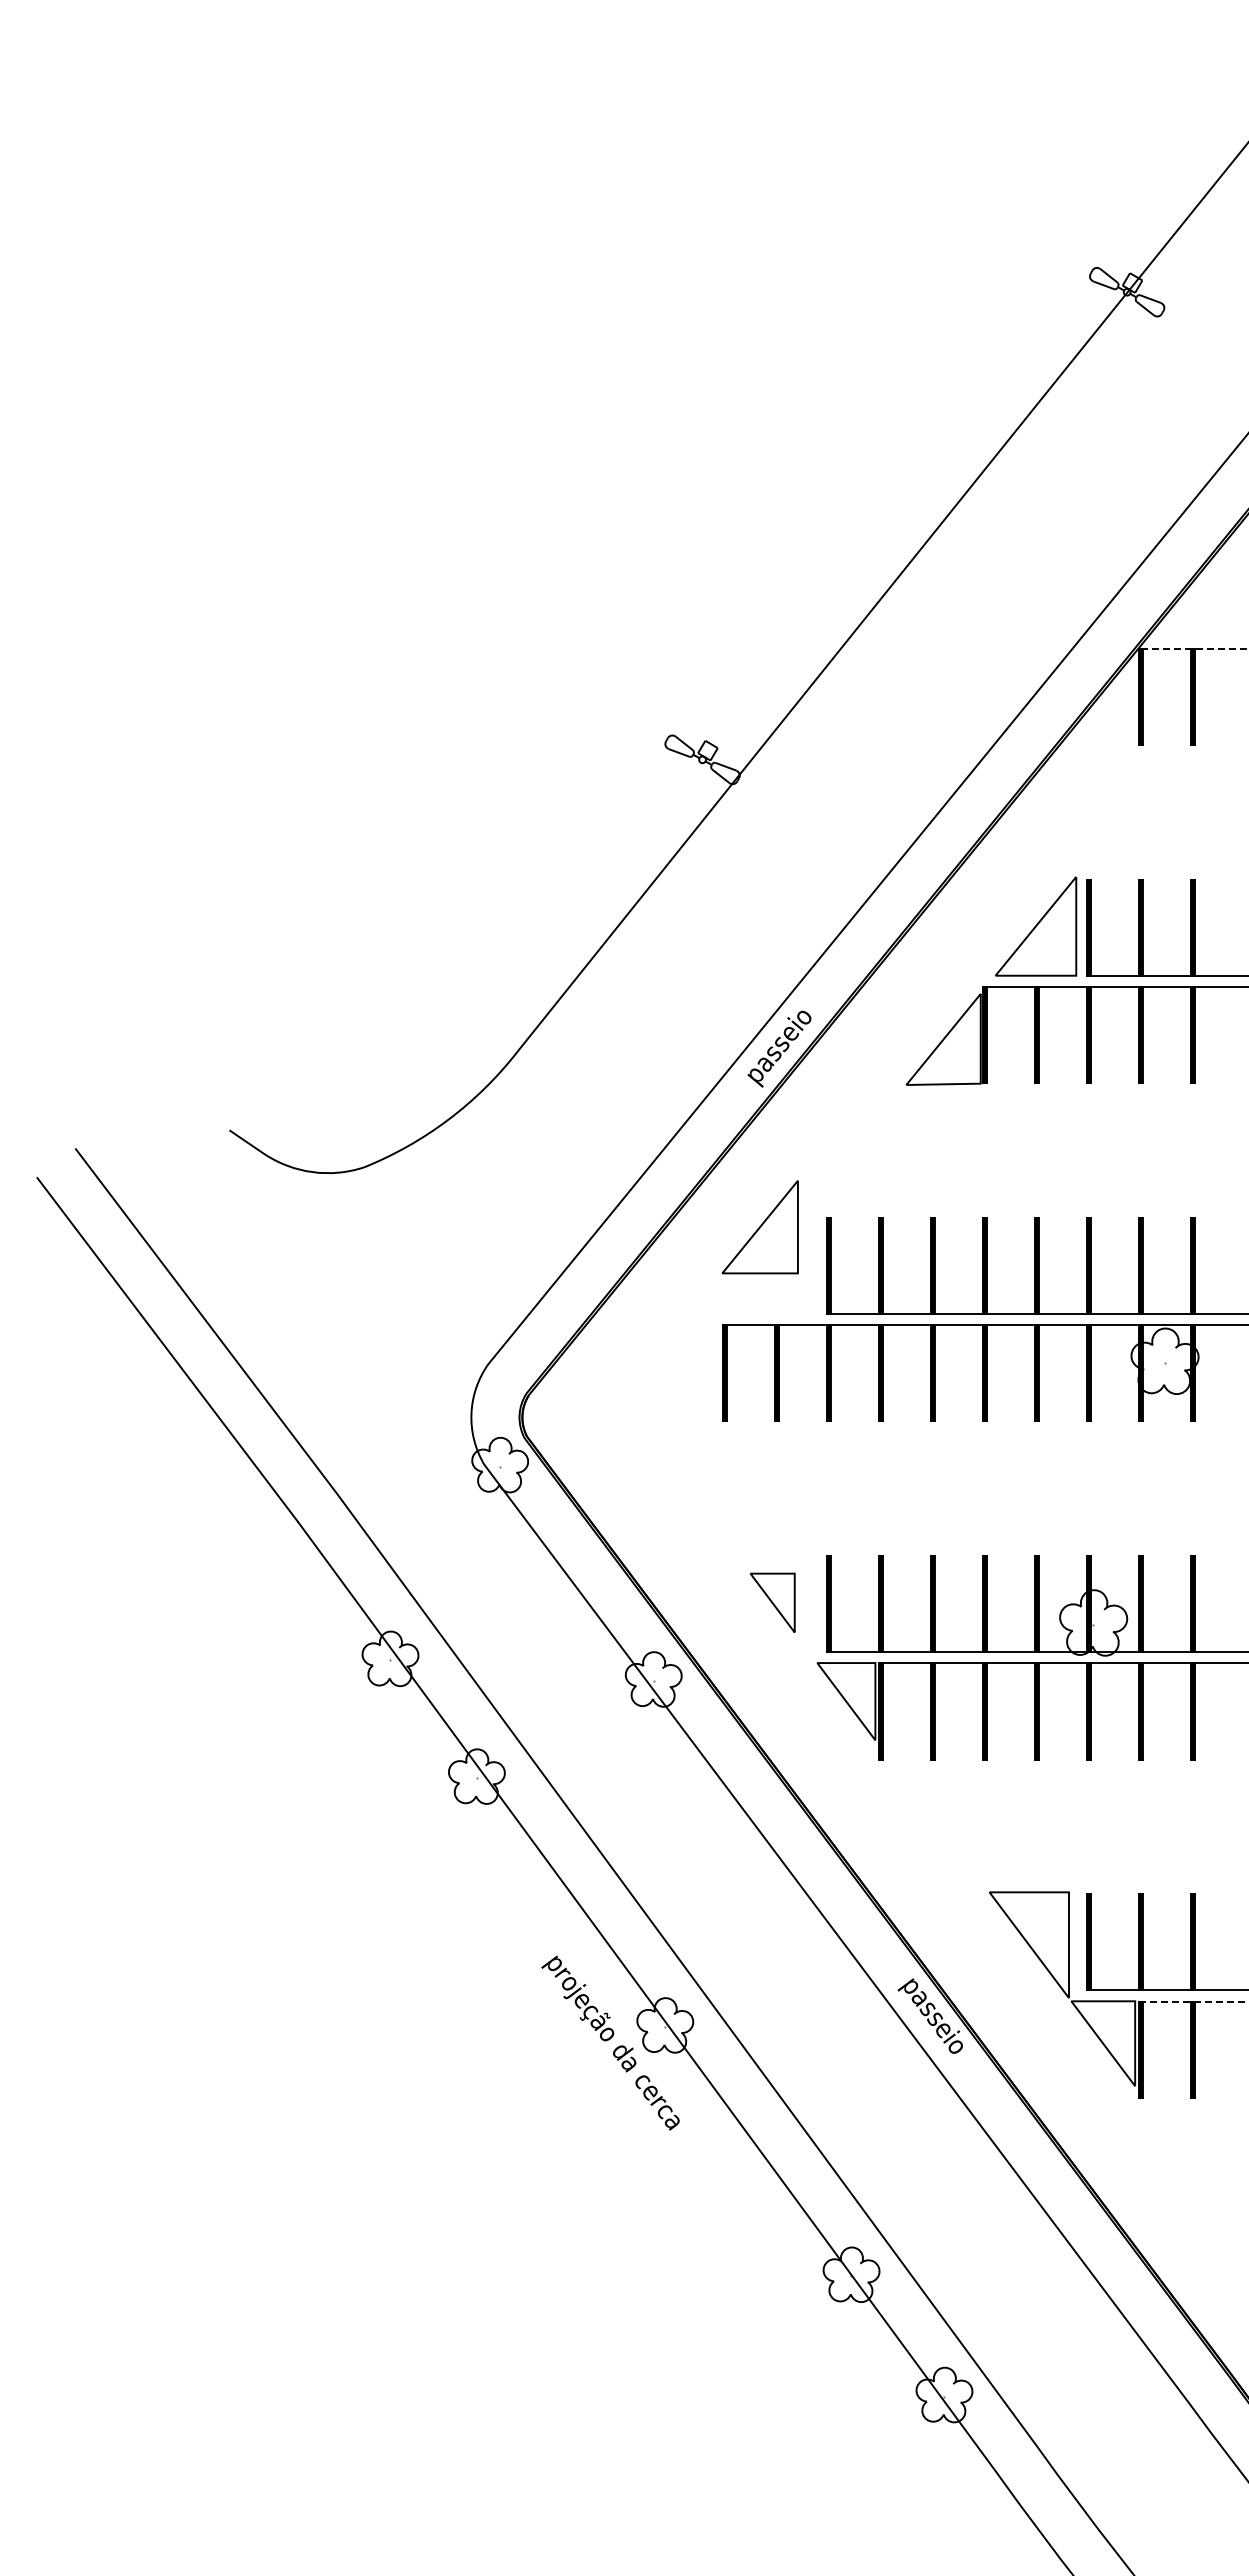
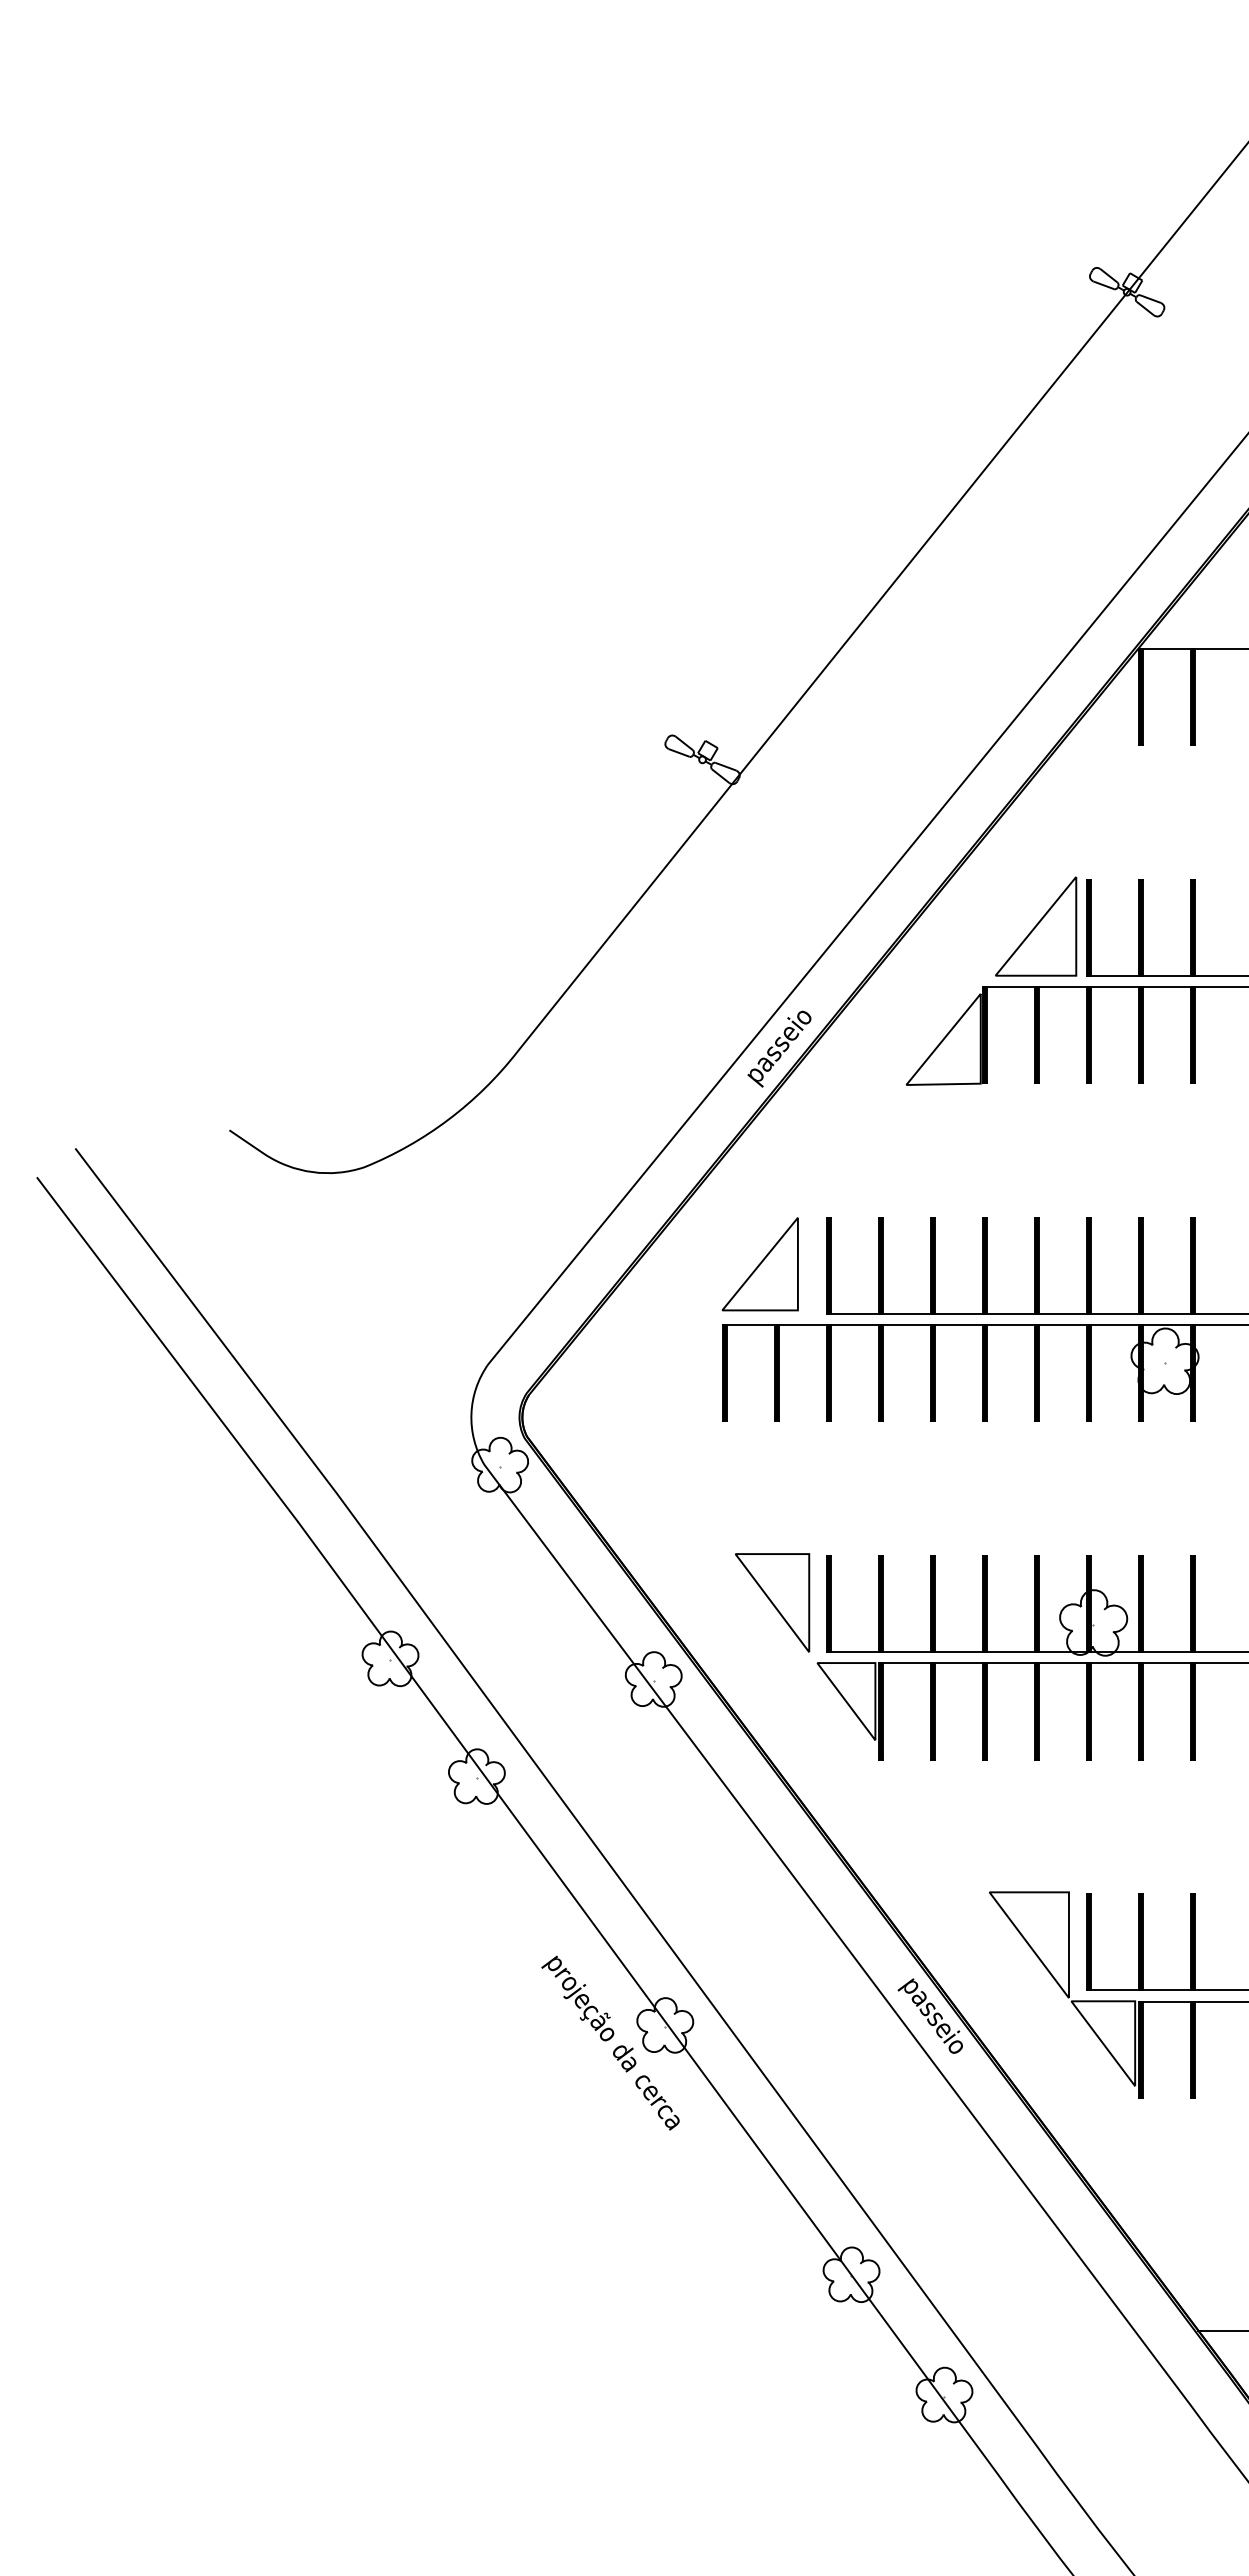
line: dashed -> solid (1194, 648)
part position: (759, 1227) -> (759, 1264) (759, 1264)
part size: 46x61 px -> 76x100 px (772, 1602)
line: dashed -> solid (1193, 2001)
line: none -> present (1221, 2330)
